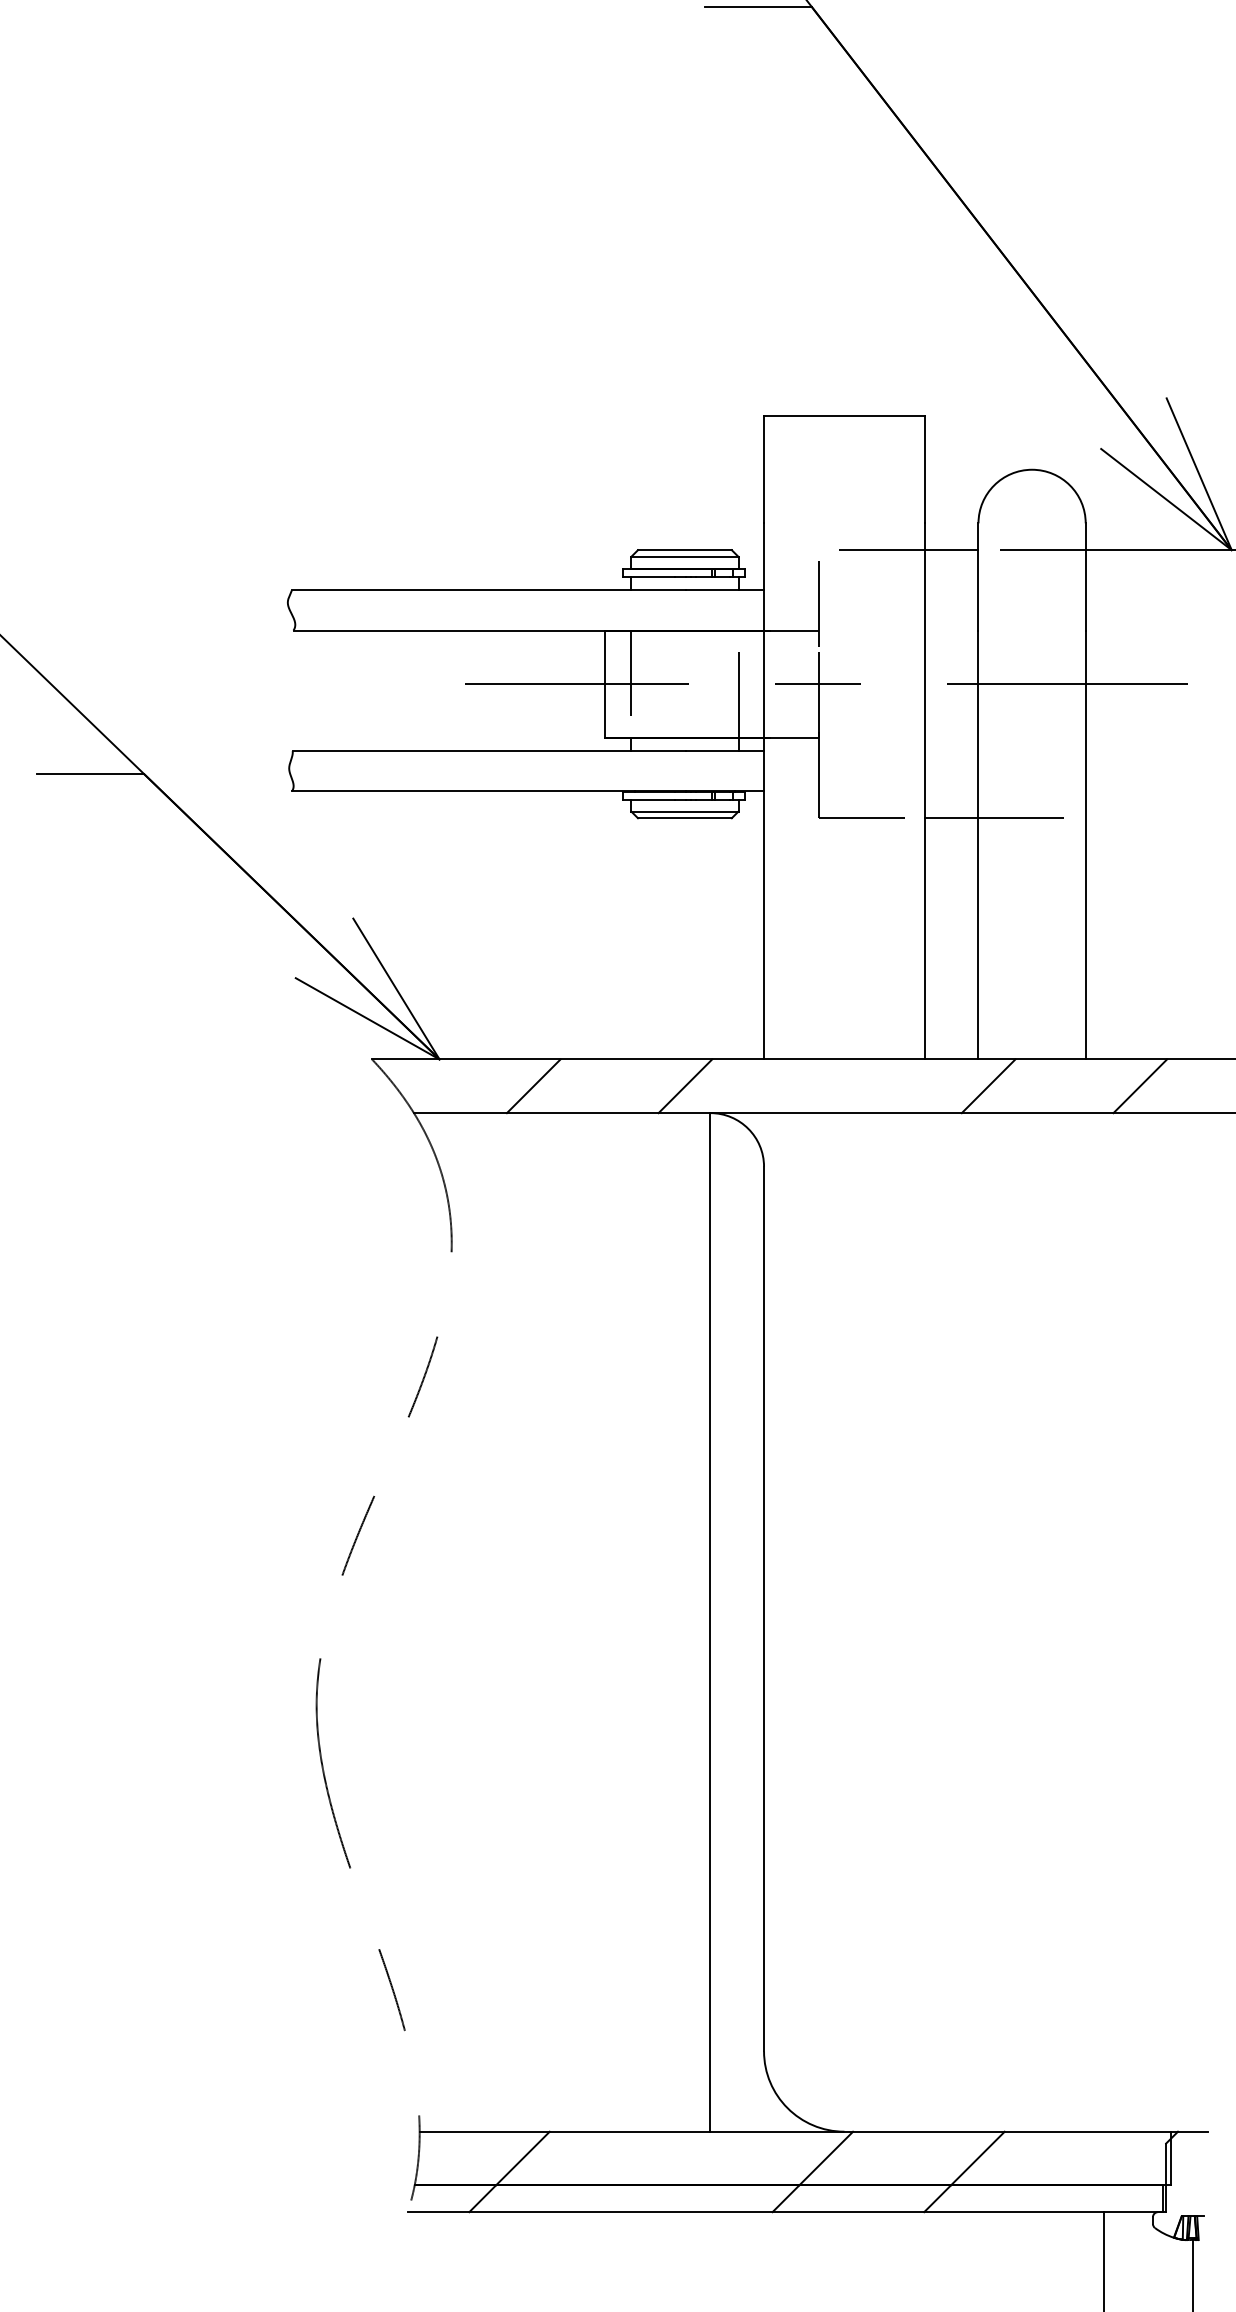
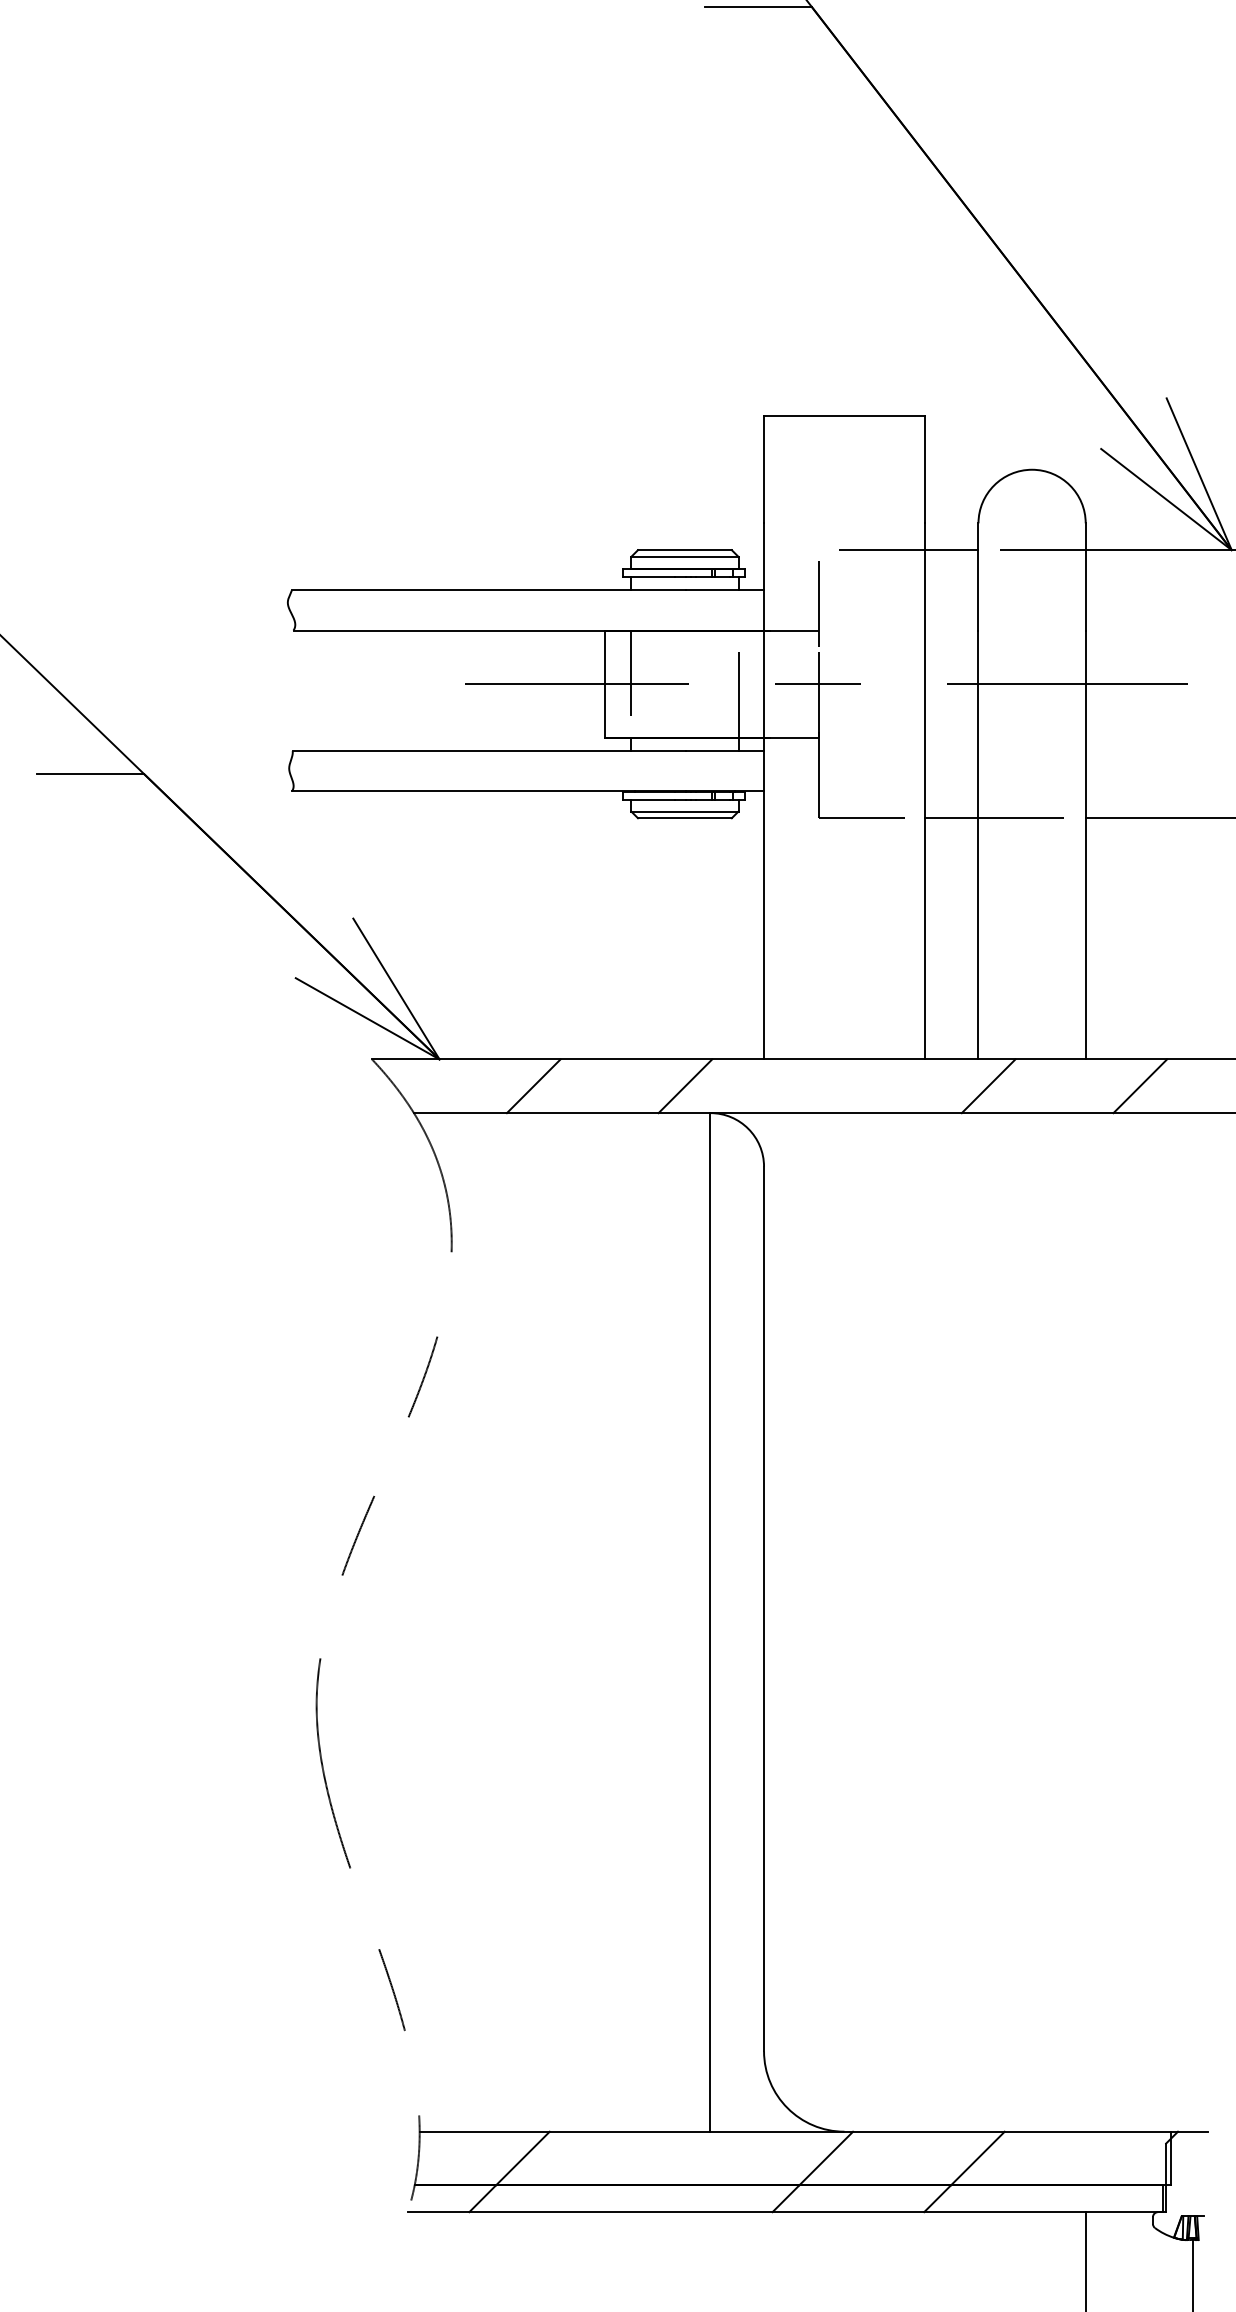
line: none -> present (1158, 818)
line position: (1103, 2260) -> (1085, 2260) (1085, 2260)
